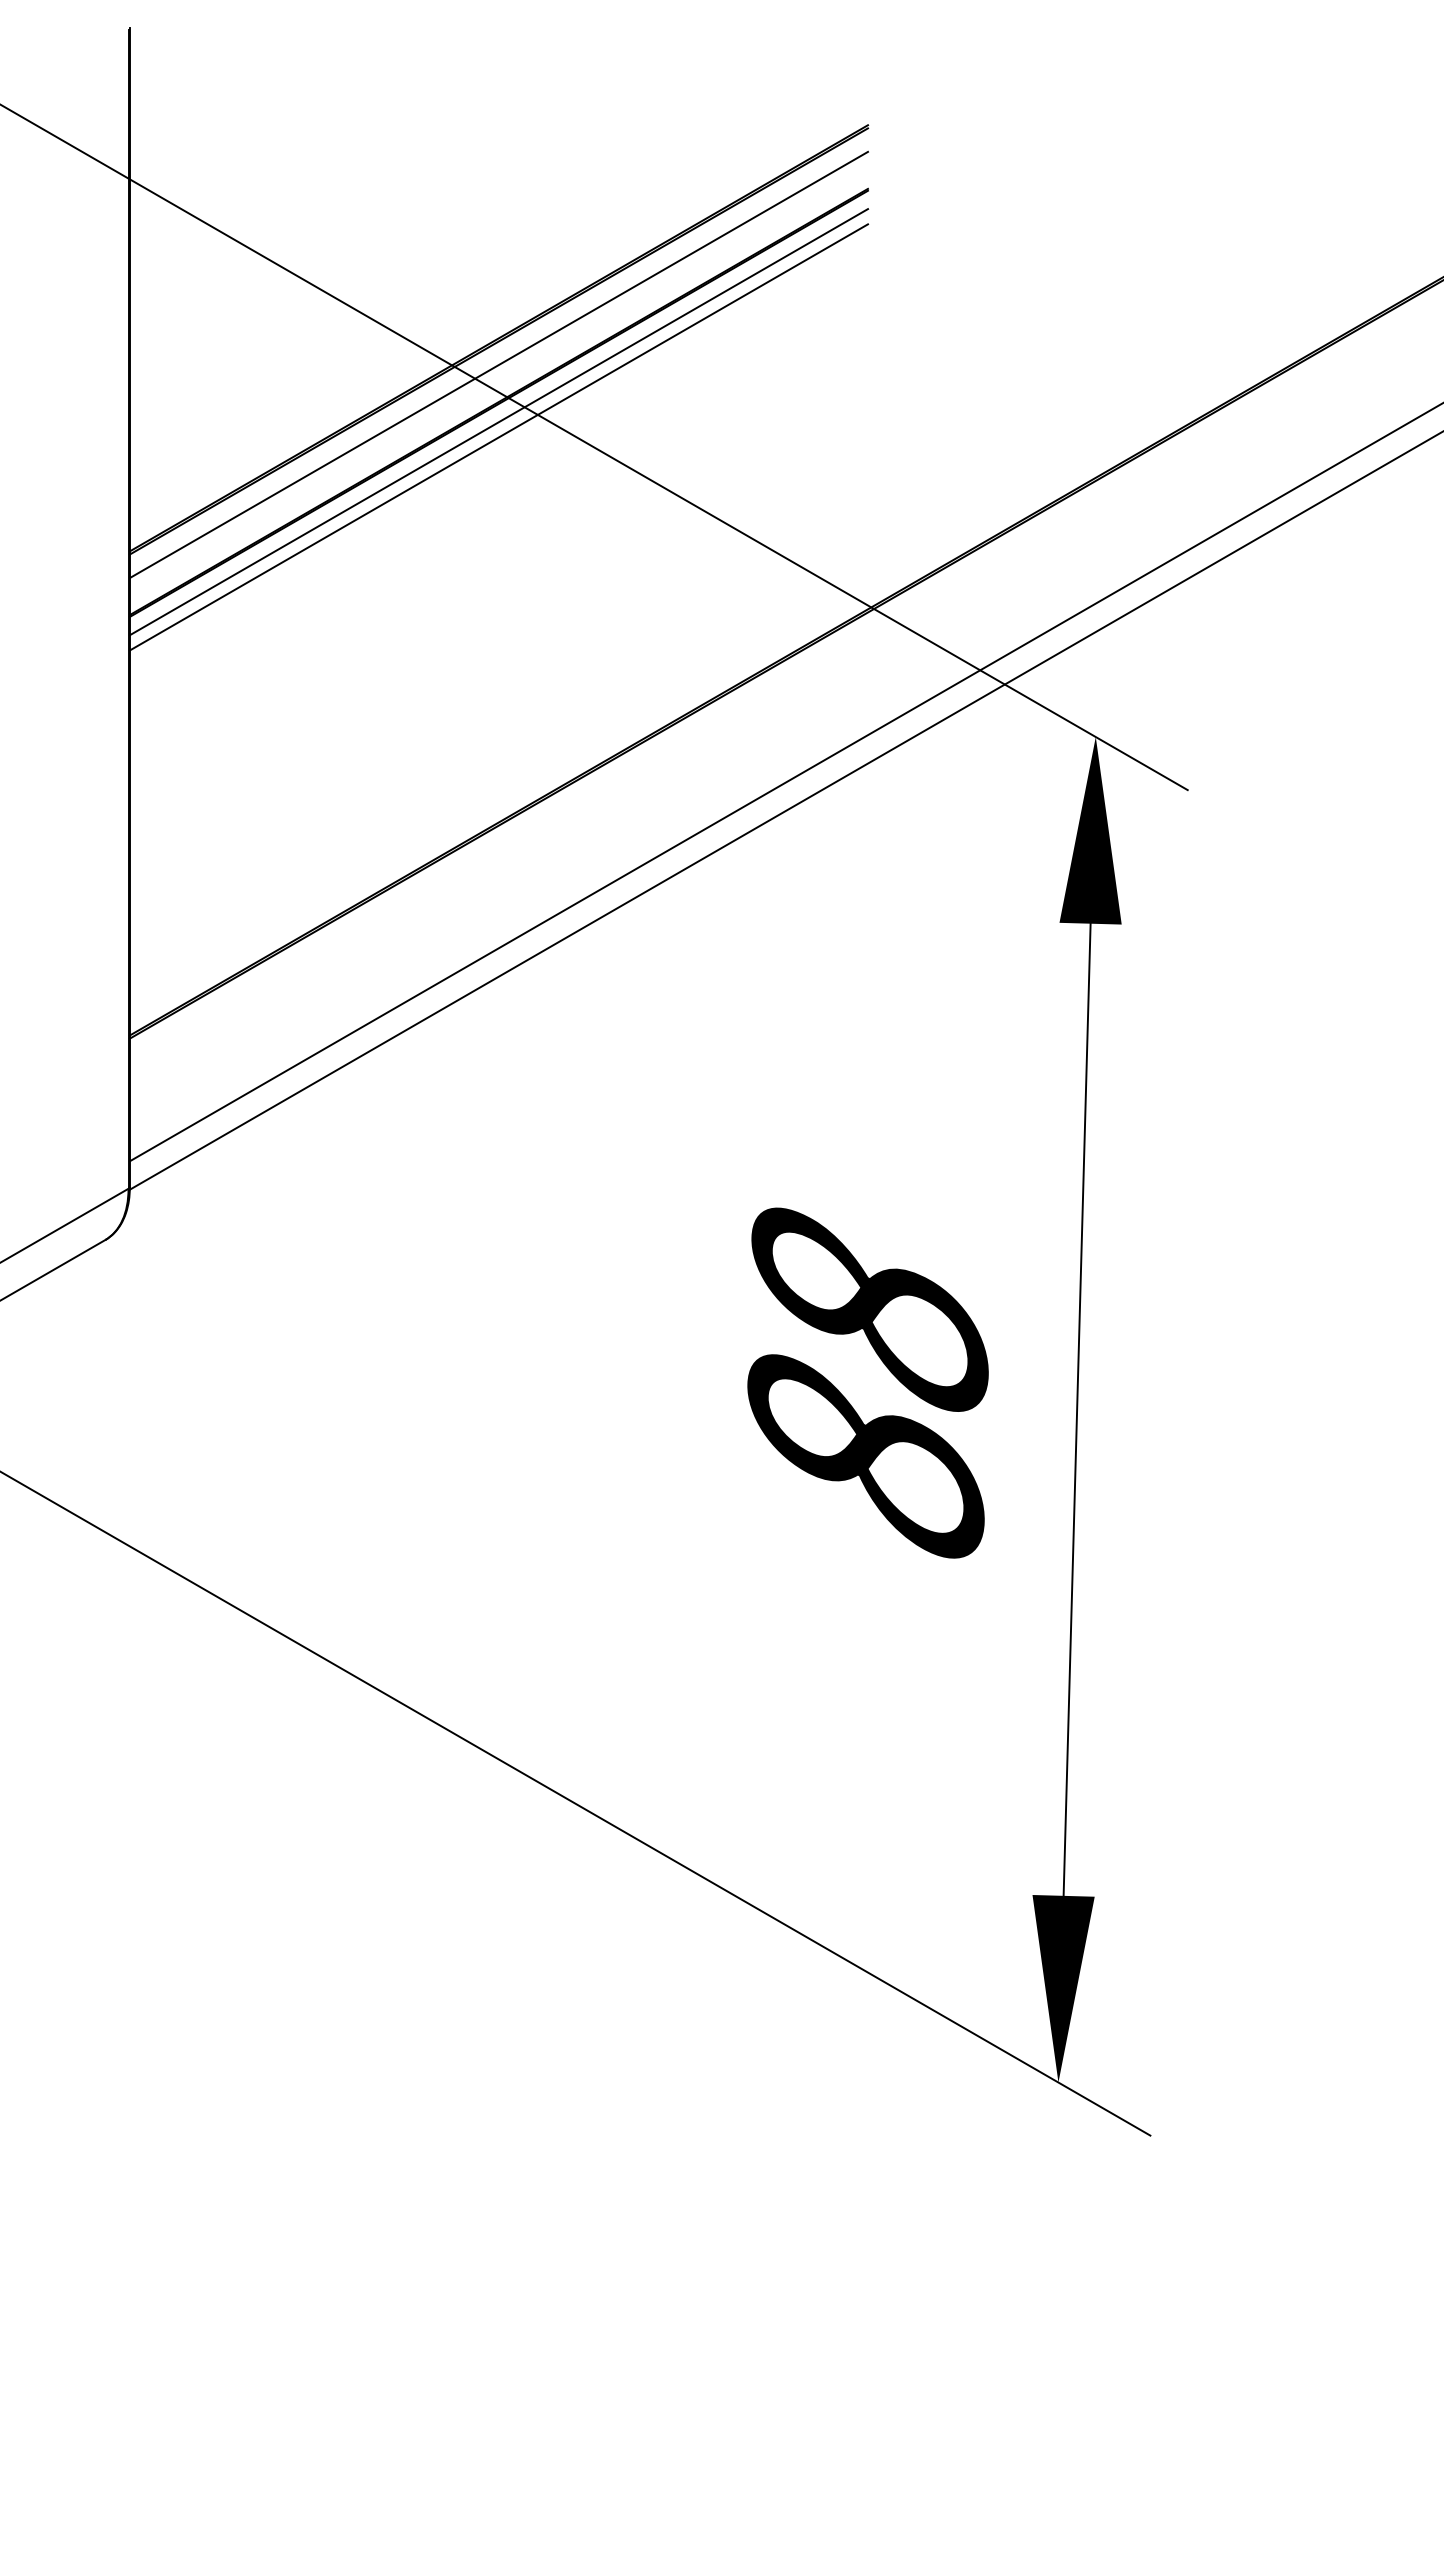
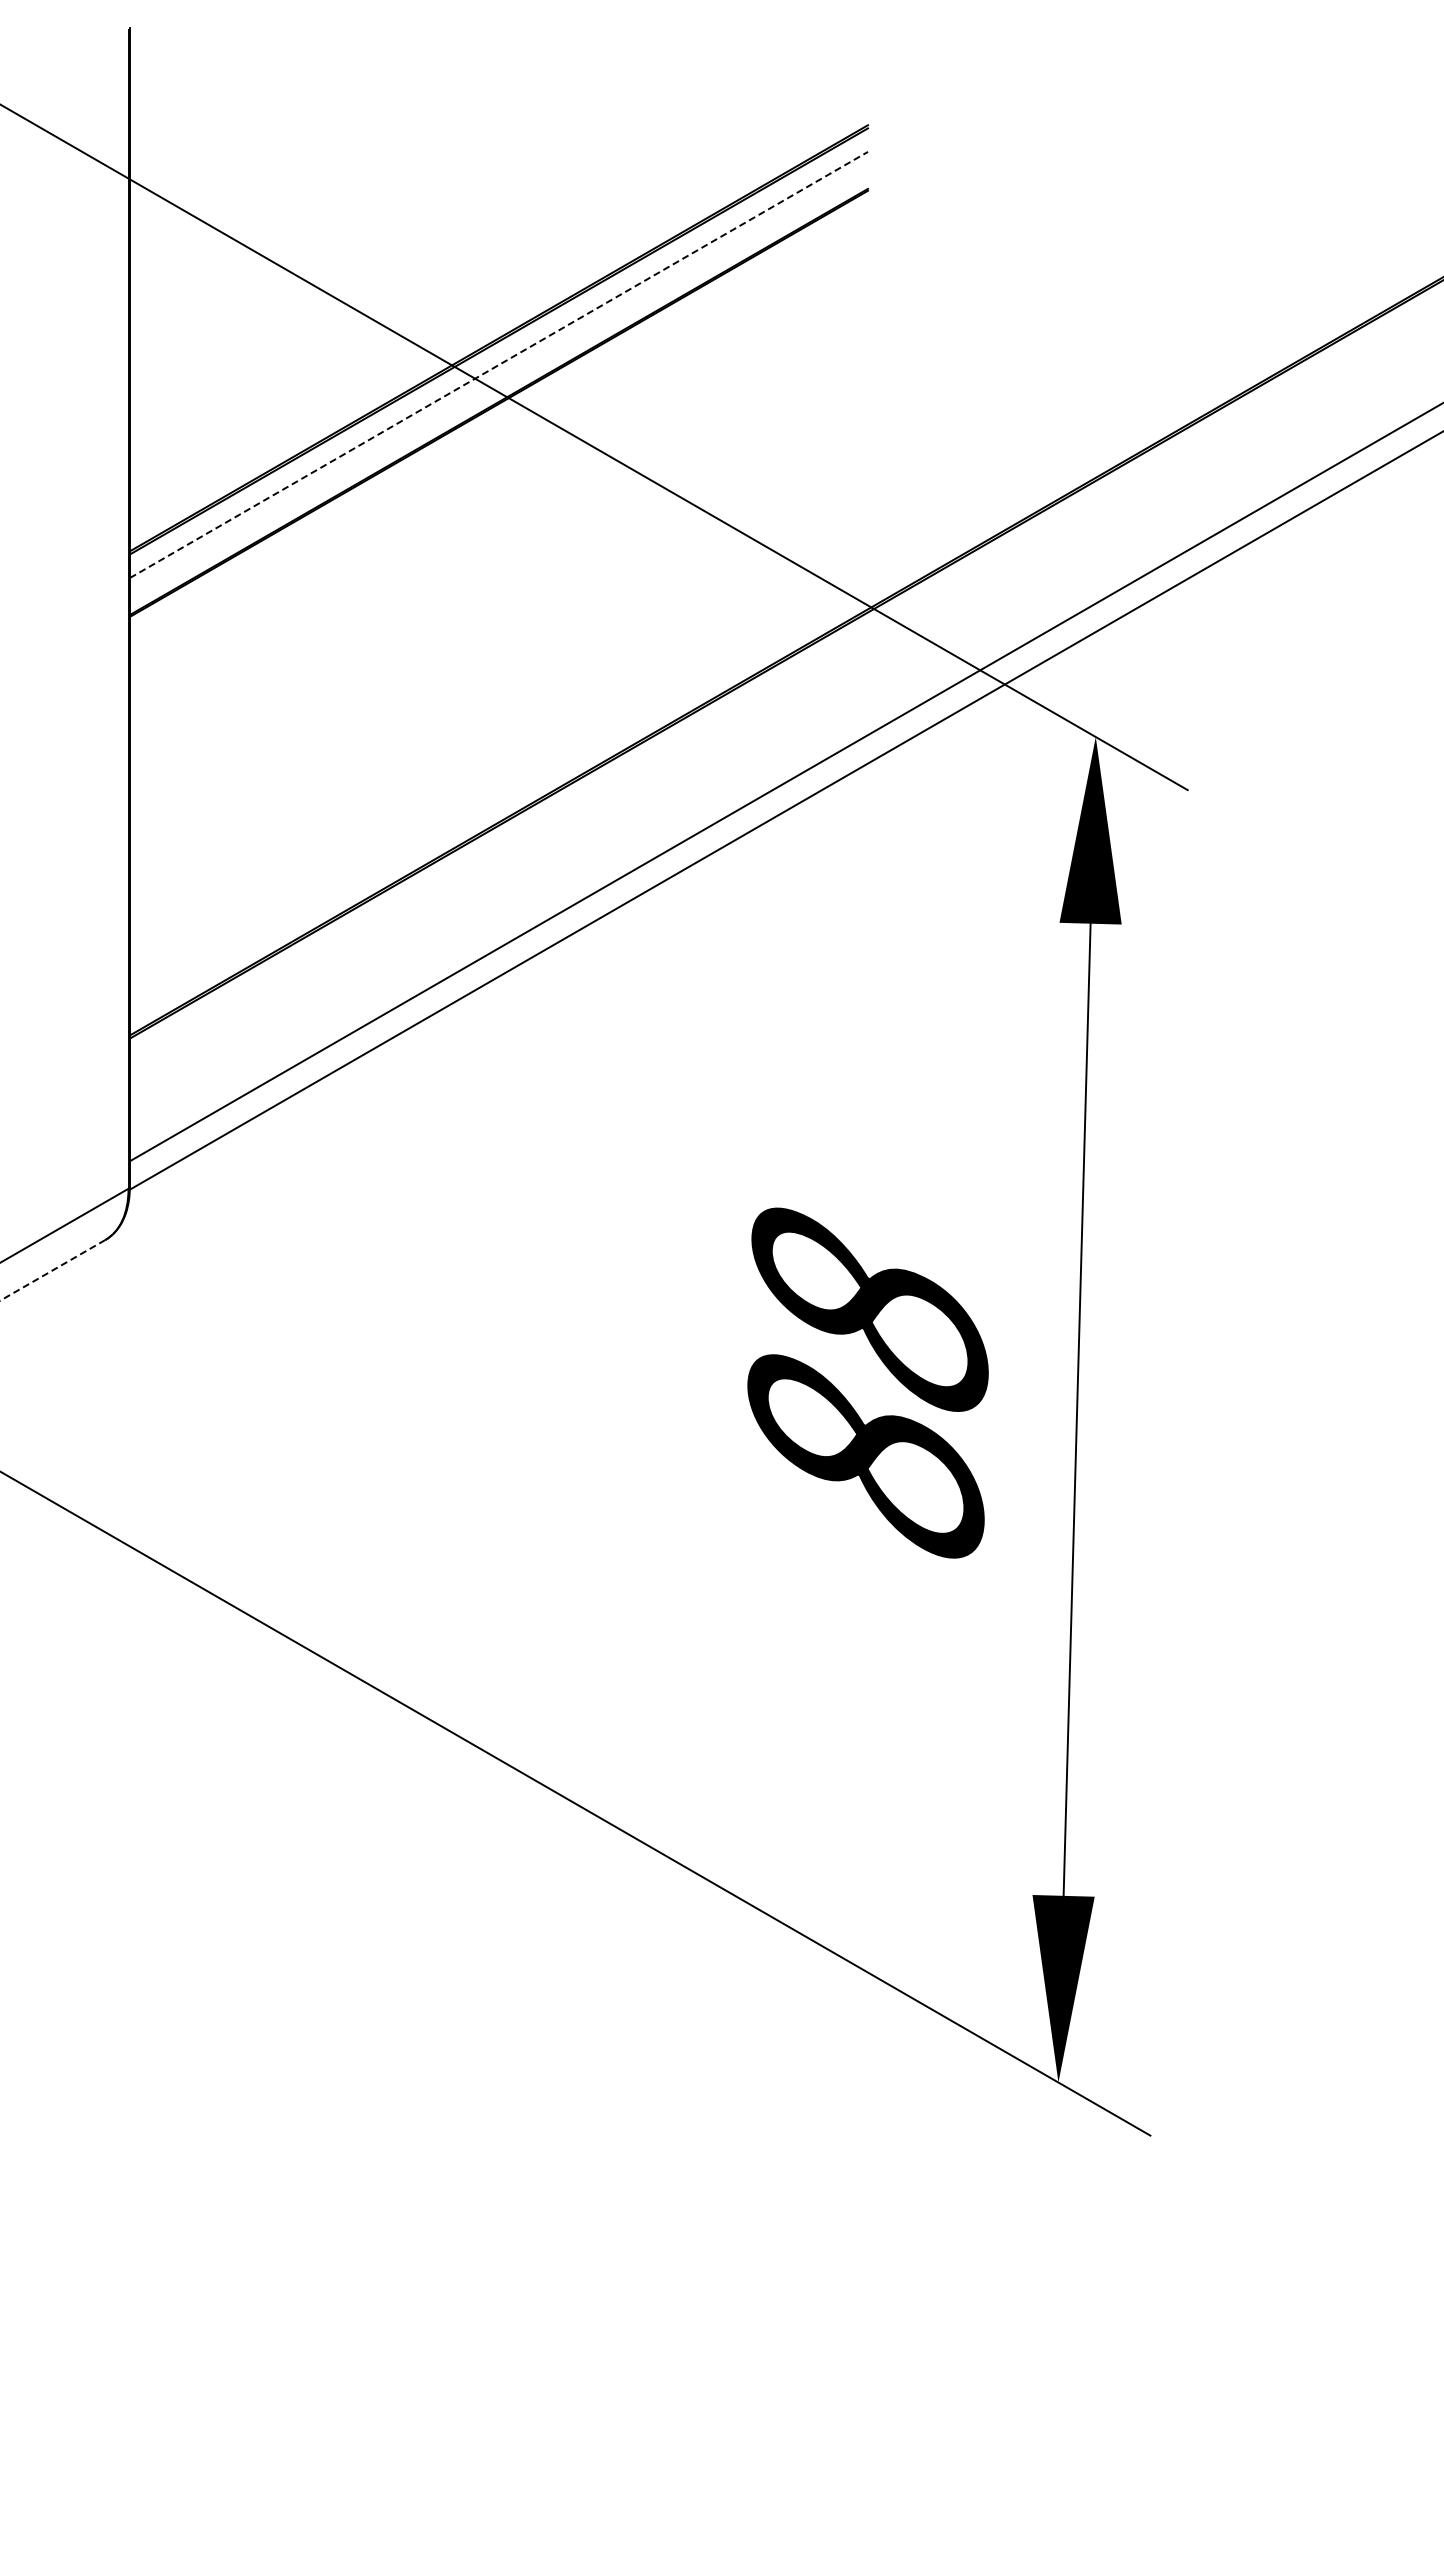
line: solid -> dashed (499, 364)
line: present -> none (498, 422)
line: present -> none (498, 437)
line: solid -> dashed (52, 1270)
